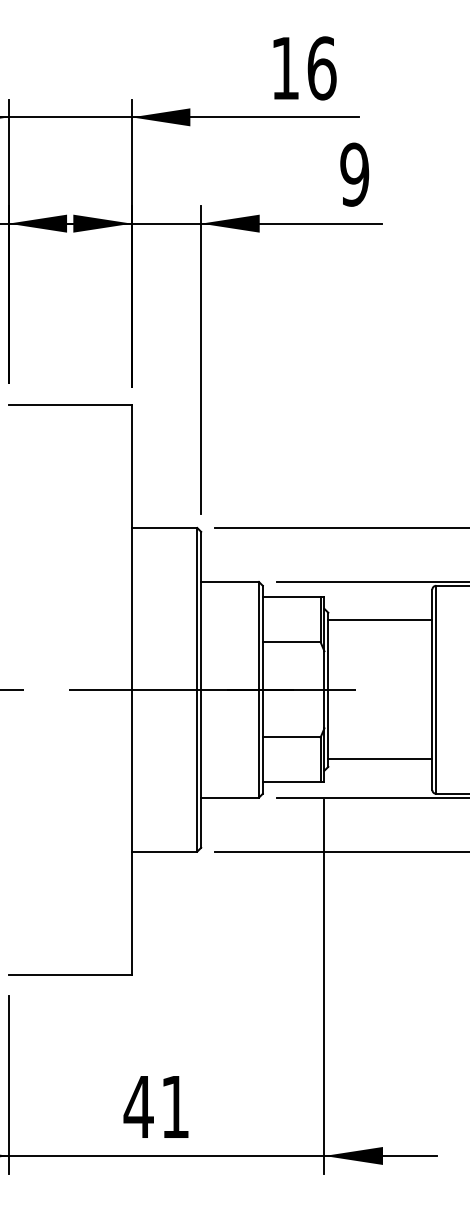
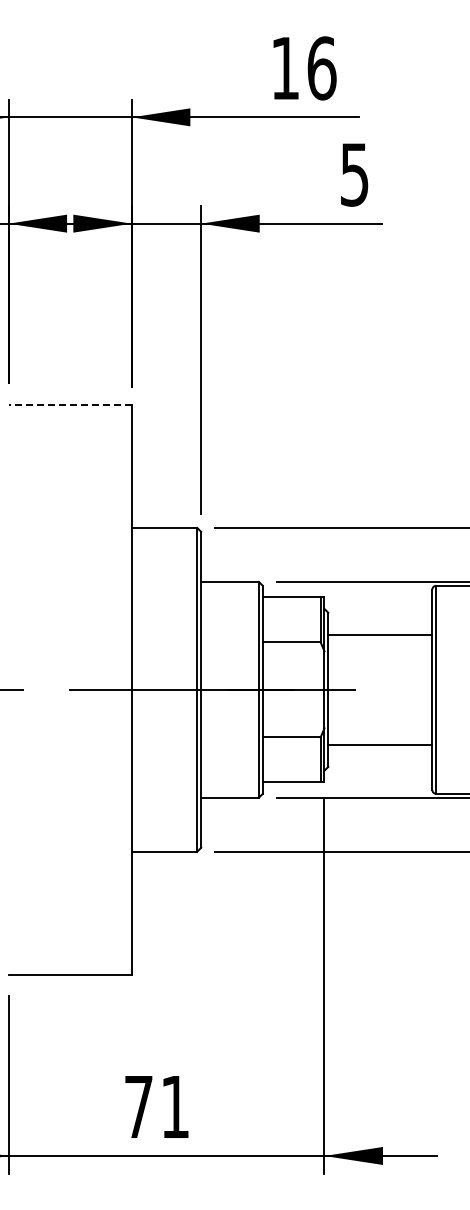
text: 9 -> 5 (354, 174)
line: solid -> dashed (70, 404)
line position: (380, 620) -> (380, 635) (380, 635)
line position: (380, 759) -> (380, 745) (380, 745)
text: 41 -> 71 (138, 1106)
